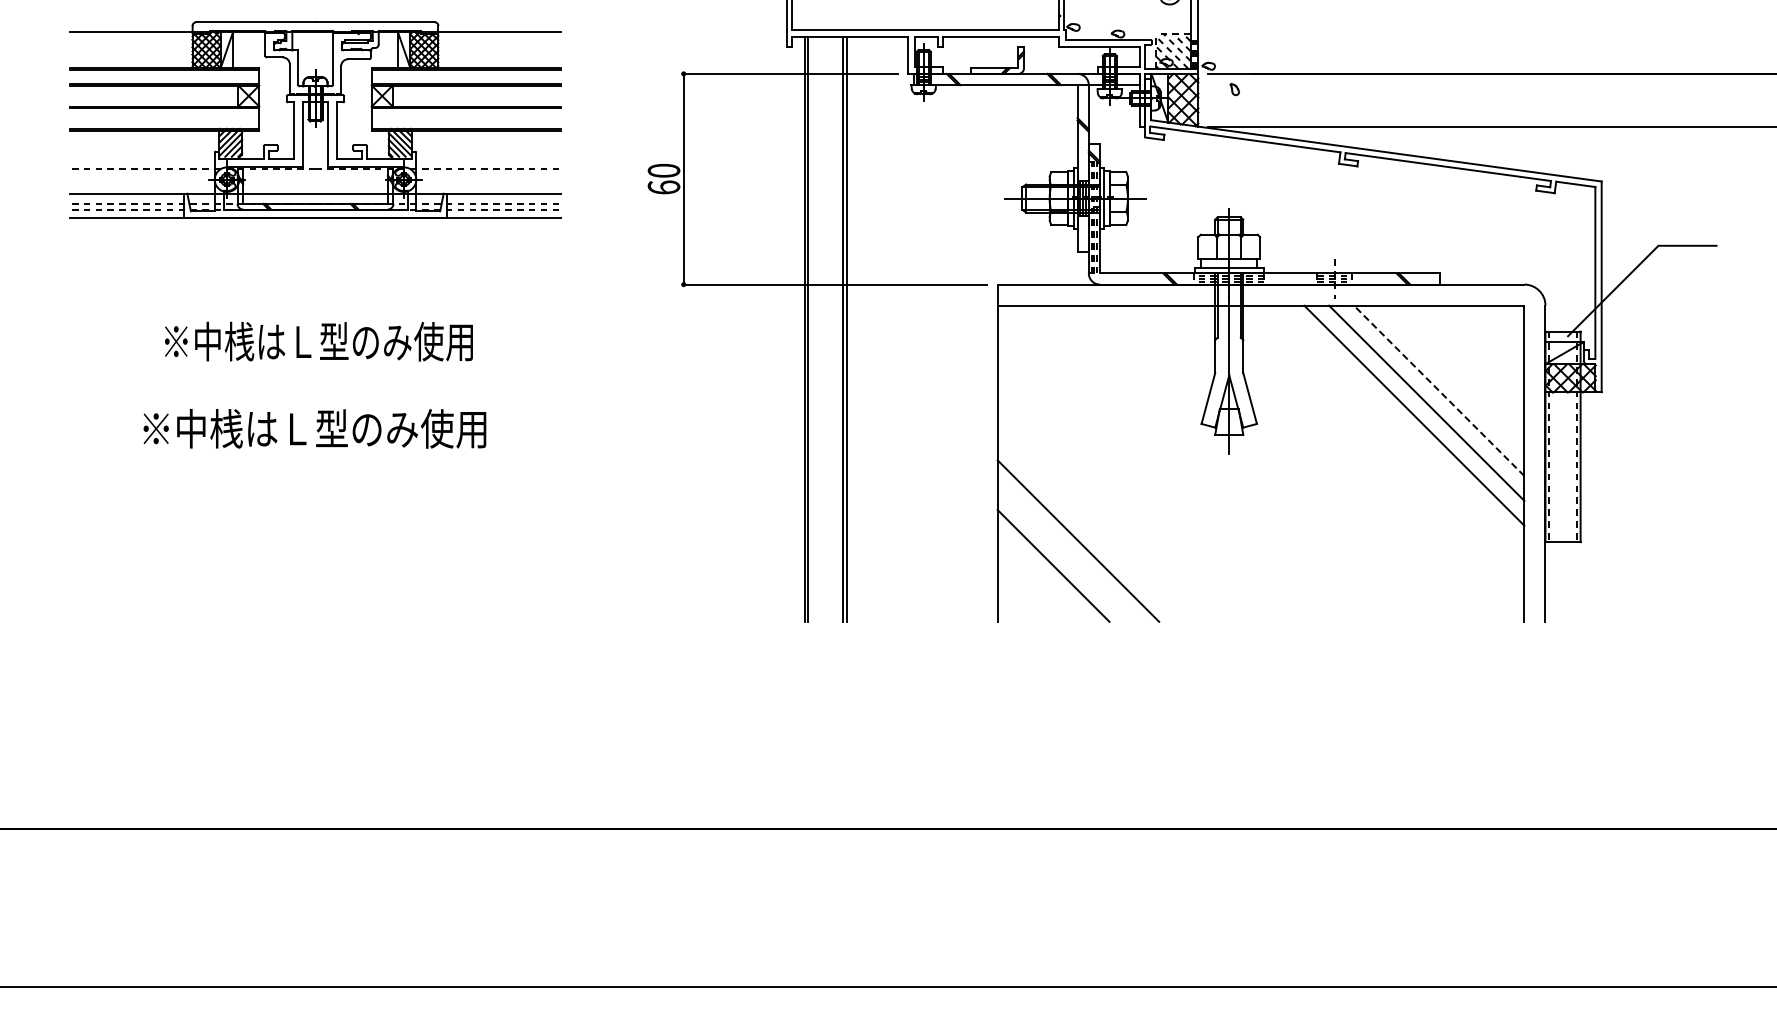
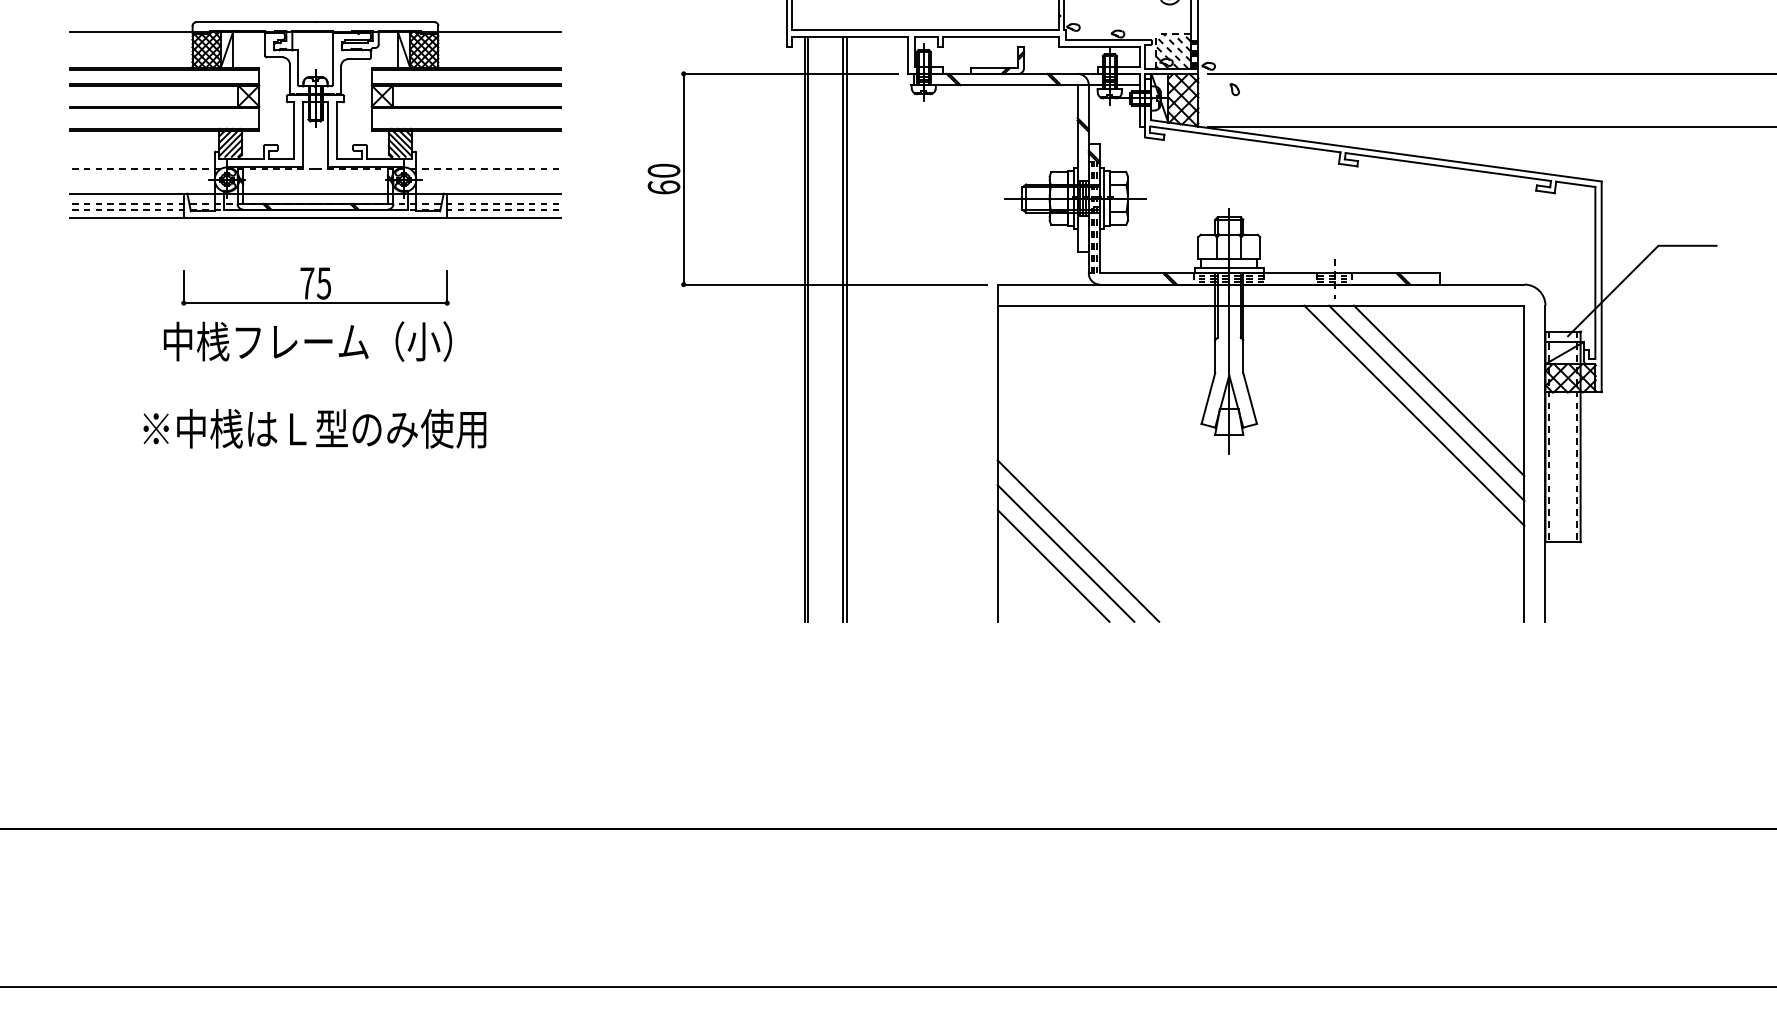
part: none -> present (315, 286)
text: ※中桟はＬ型のみ使用 -> 中桟フレーム（小） (317, 341)
line: dashed -> solid (1439, 390)
line: none -> present (1065, 553)
